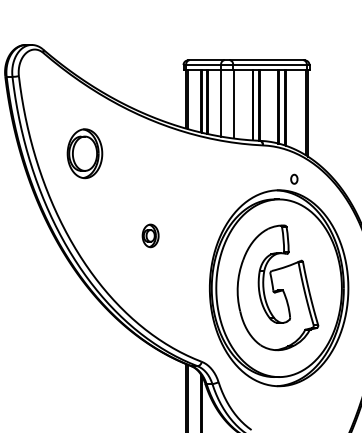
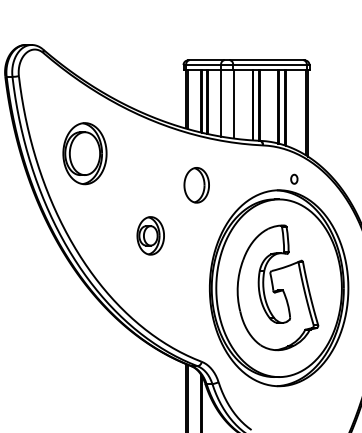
part size: 38x52 px -> 46x64 px (84, 153)
part: none -> present (196, 185)
part size: 19x26 px -> 29x40 px (150, 235)
